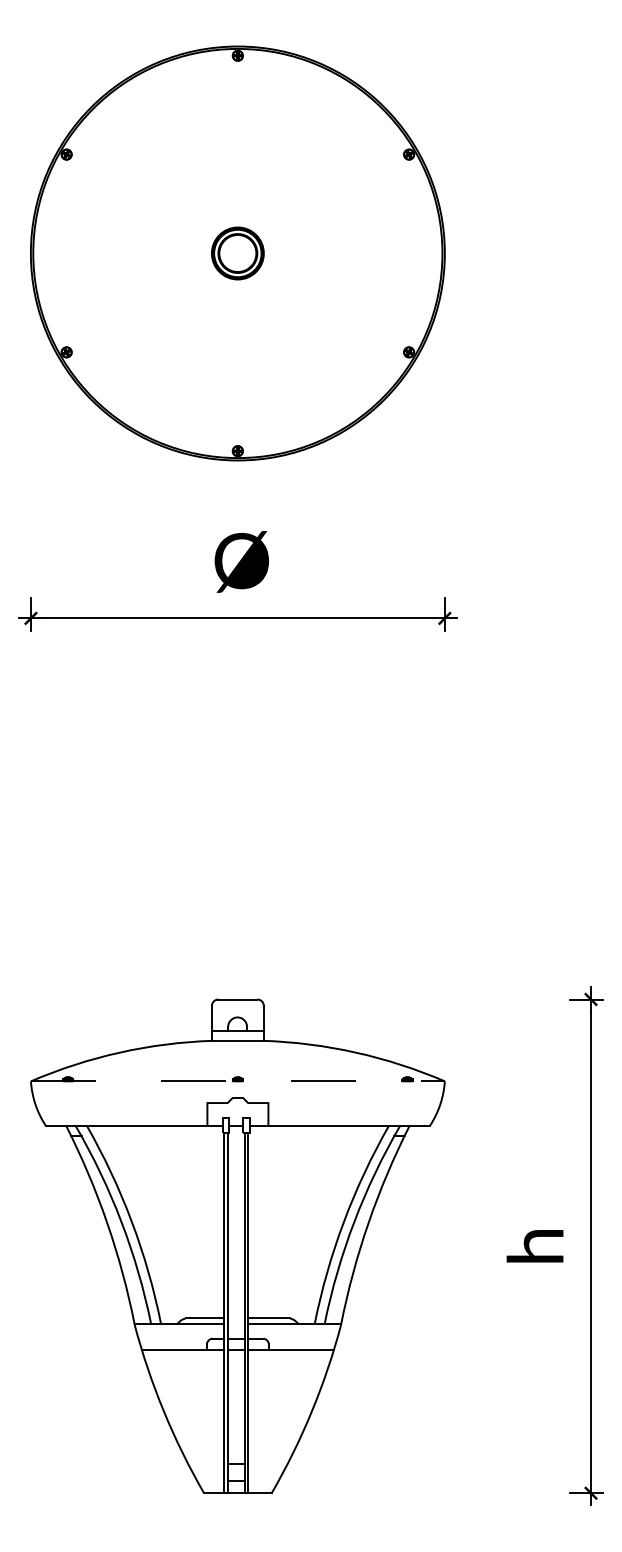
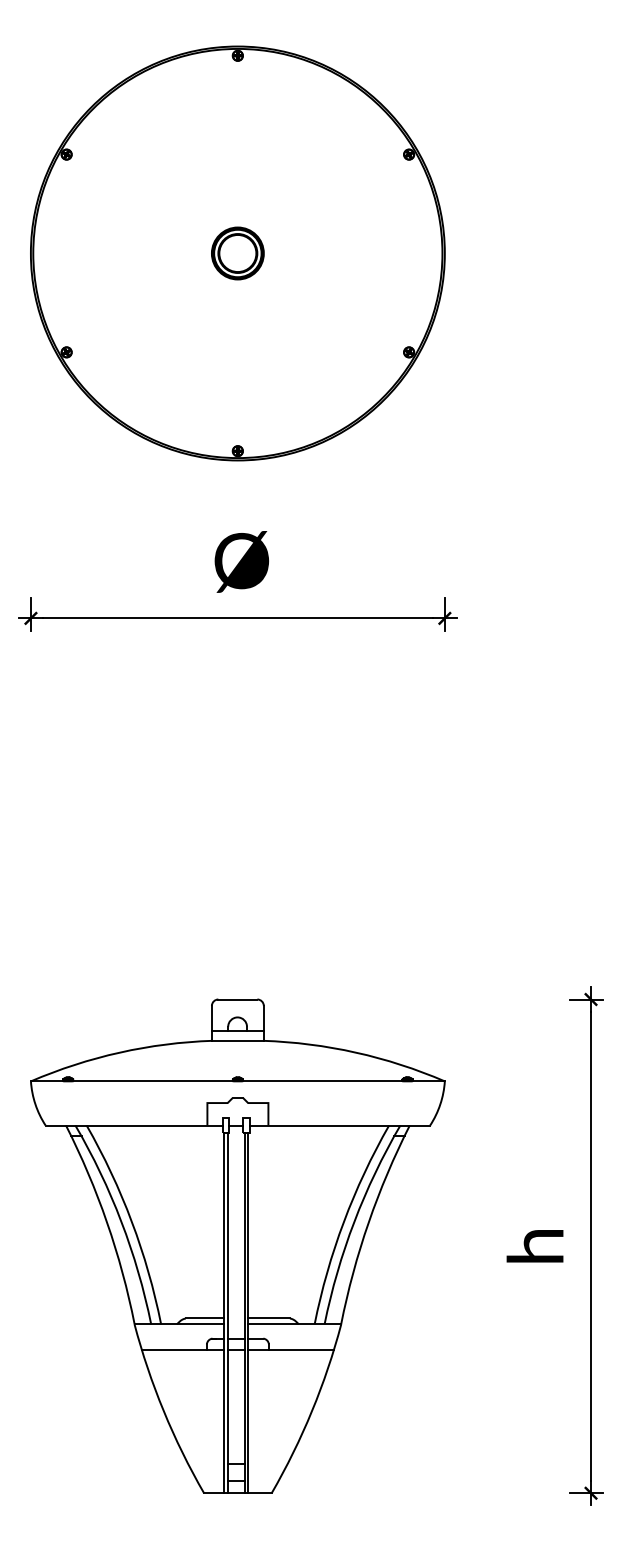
line: dashed -> solid (237, 1081)
